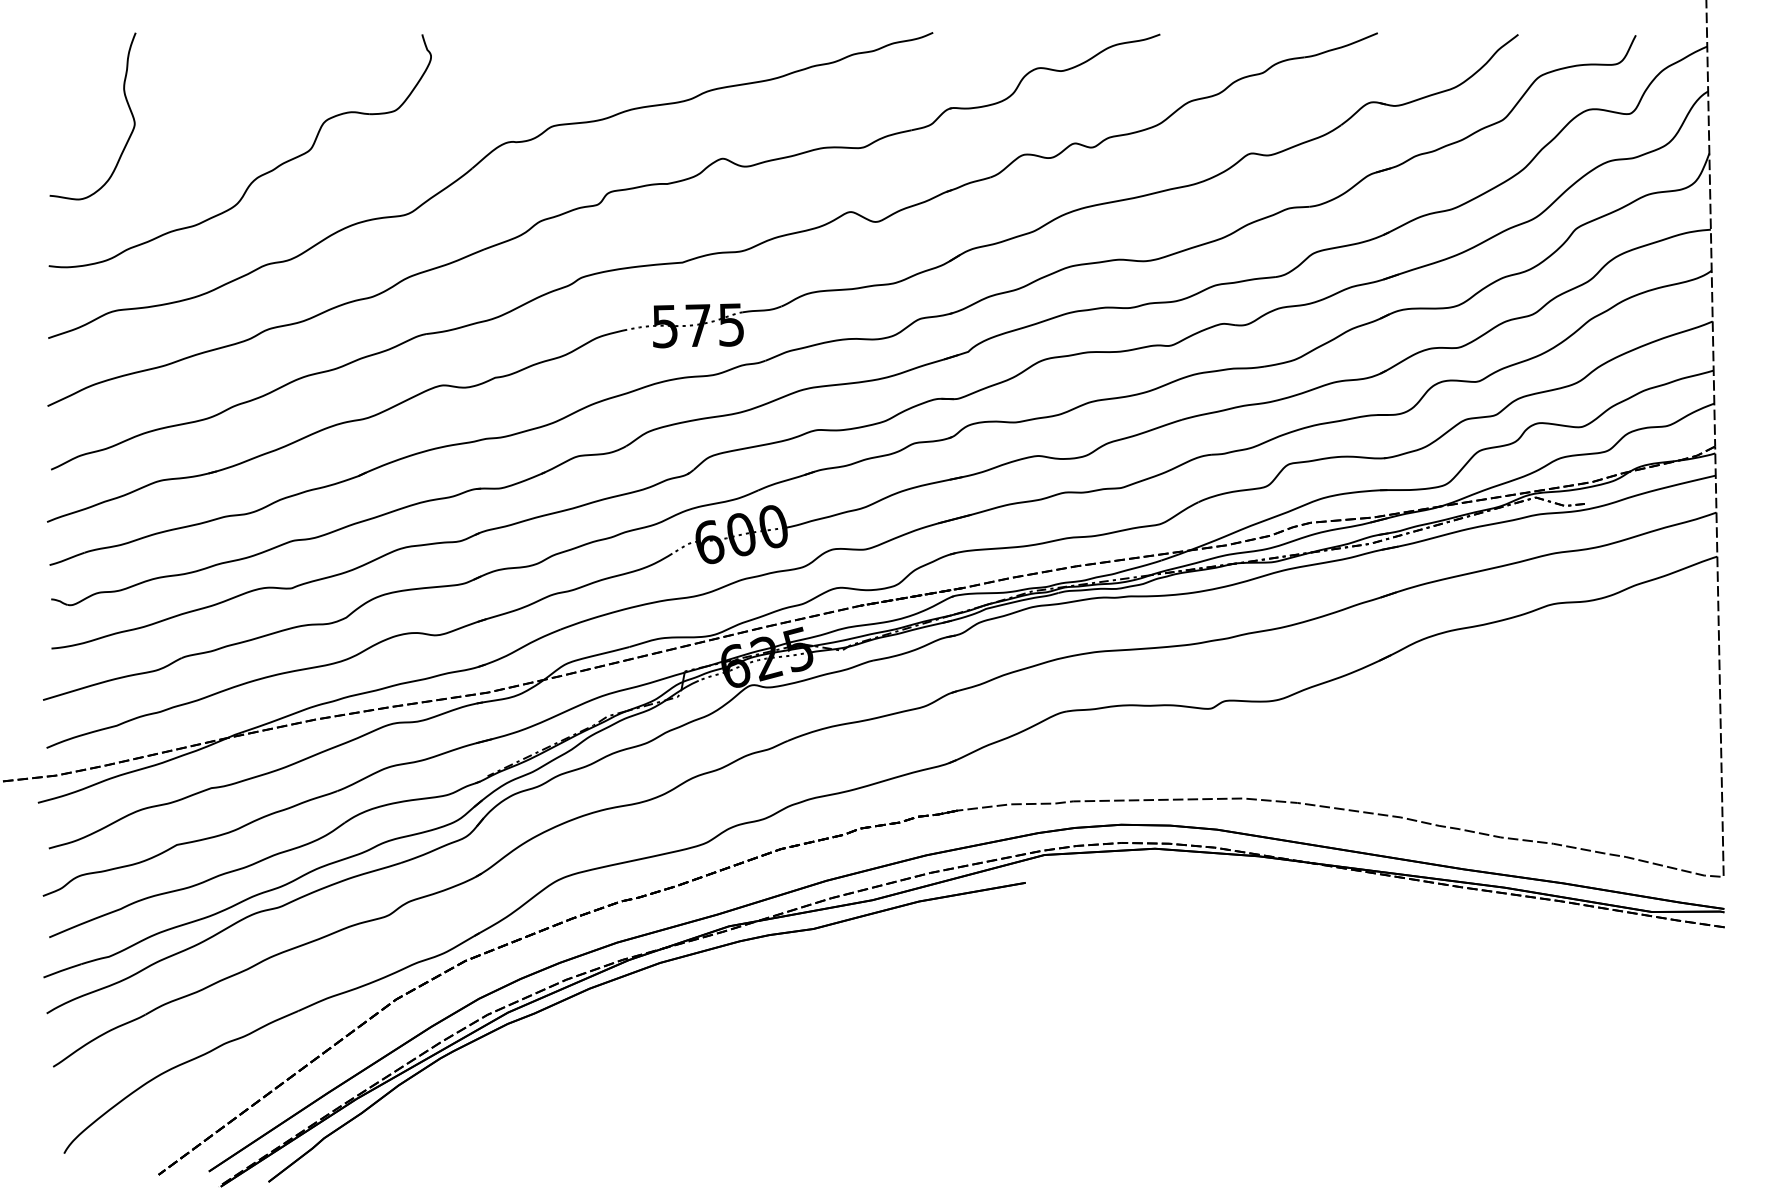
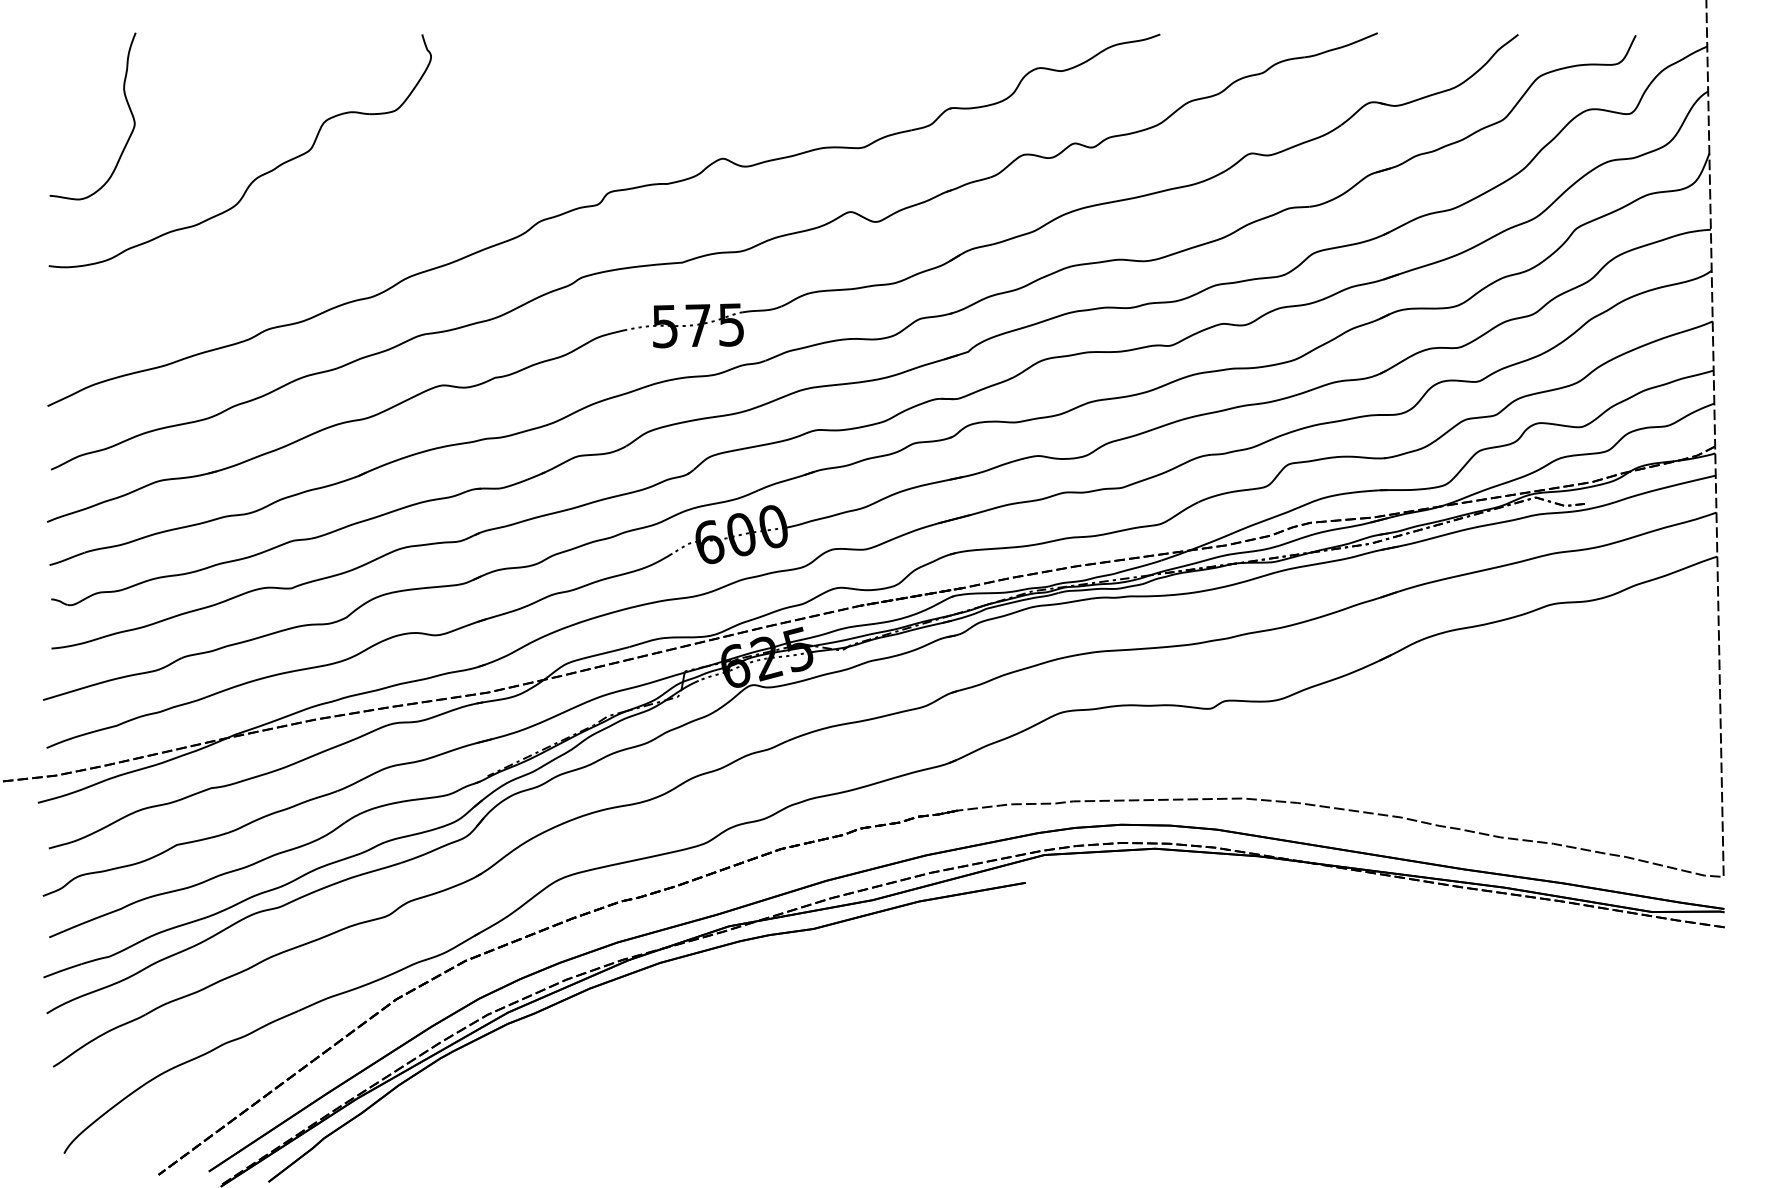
part: present -> none (476, 166)
